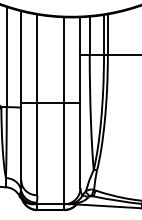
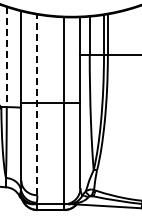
line: solid -> dashed (6, 57)
line: solid -> dashed (37, 104)
